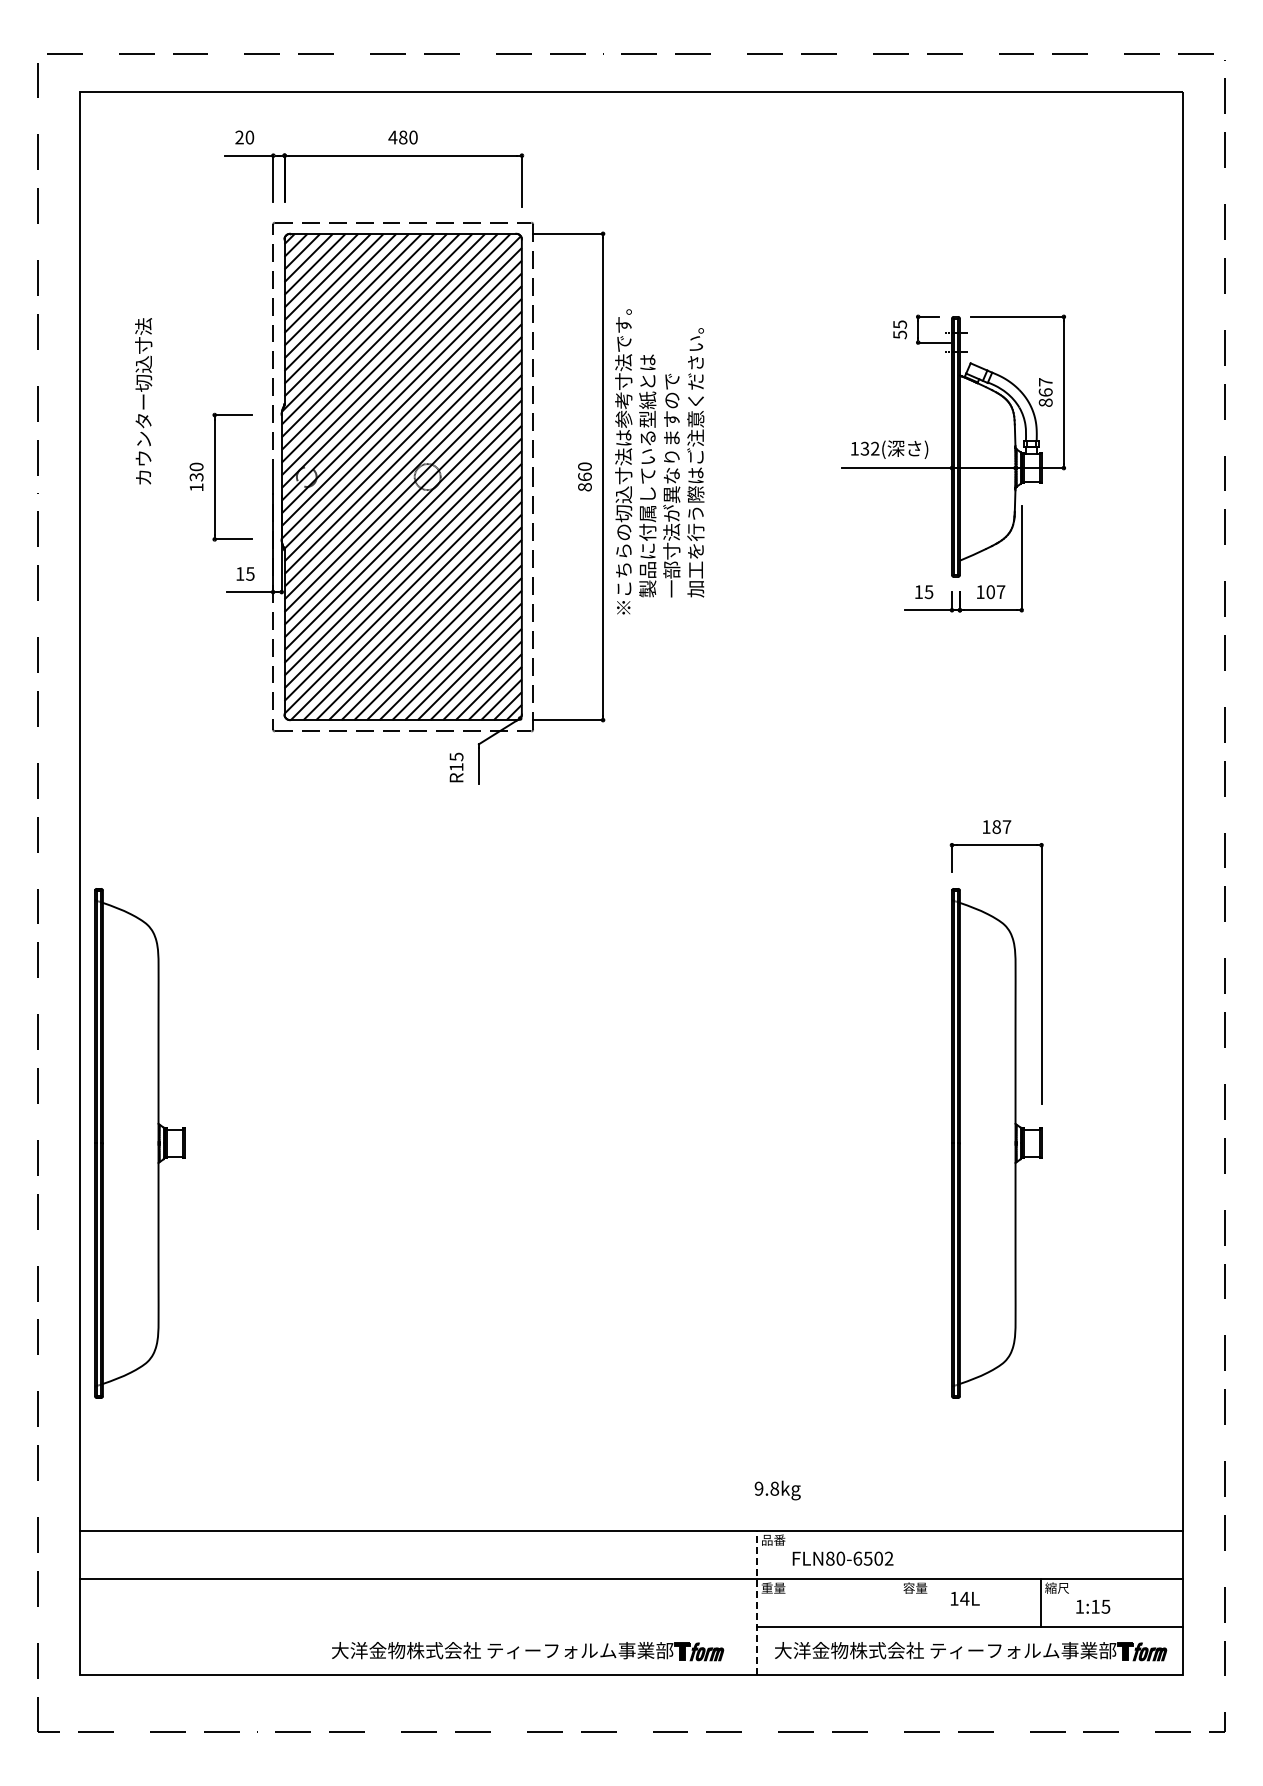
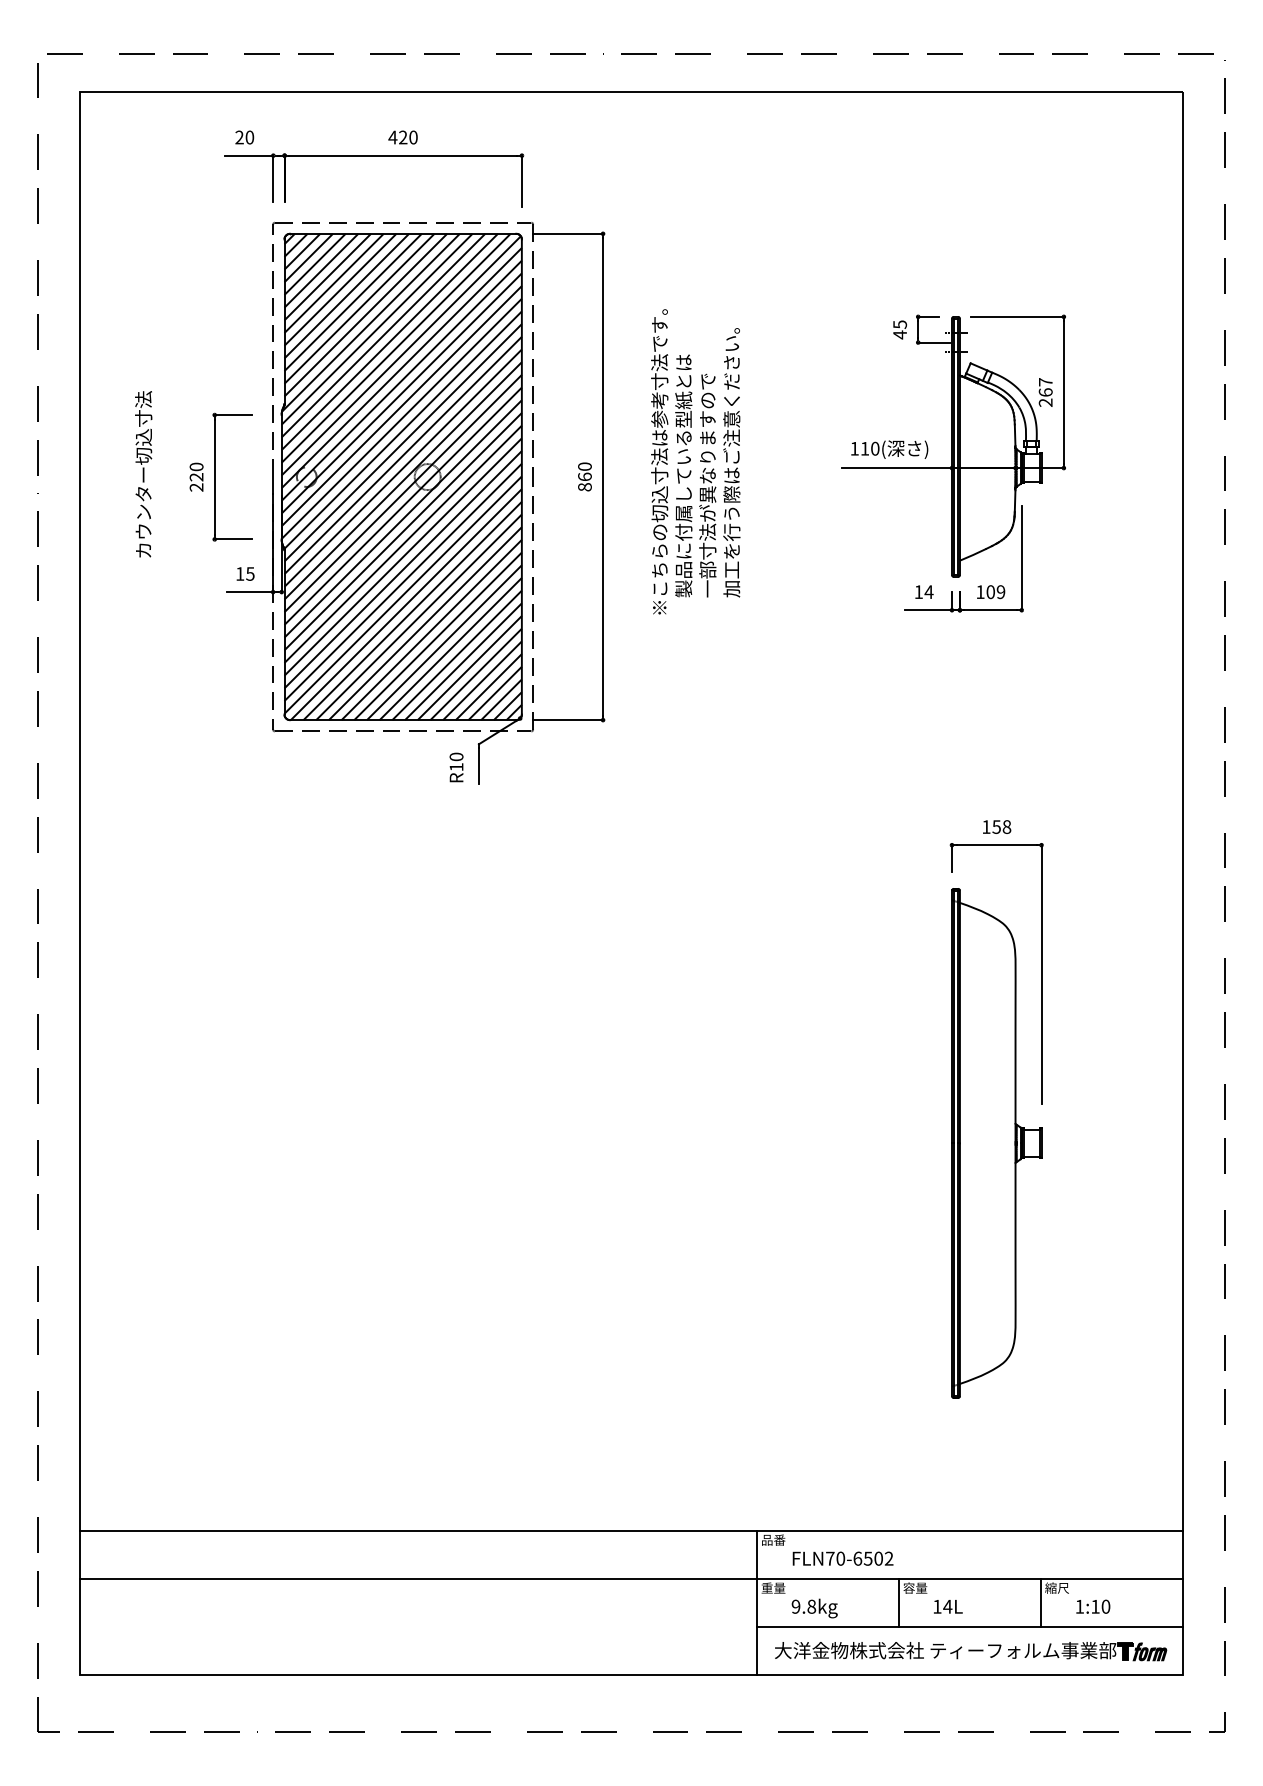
text: 480 -> 420 (403, 137)
text: 55 -> 45 (900, 334)
text position: (143, 401) -> (143, 474) (143, 474)
text: 867 -> 267 (1045, 402)
text: 132( -> 110( (869, 448)
text position: (659, 461) -> (695, 461) (695, 461)
text: 130 -> 220 (196, 482)
text: 15 -> 14 (928, 592)
text: 107 -> 109 (1000, 592)
text: R15 -> R10 (456, 756)
text: 187 -> 158 (1001, 826)
part: present -> none (139, 1143)
text position: (777, 1490) -> (814, 1608) (814, 1608)
text: FLN80-6502 -> FLN70-6502 (830, 1558)
text position: (965, 1598) -> (948, 1606) (948, 1606)
line: dashed -> solid (756, 1602)
line: none -> present (898, 1602)
text: 1:15 -> 1:10 (1105, 1606)
part: present -> none (528, 1651)
